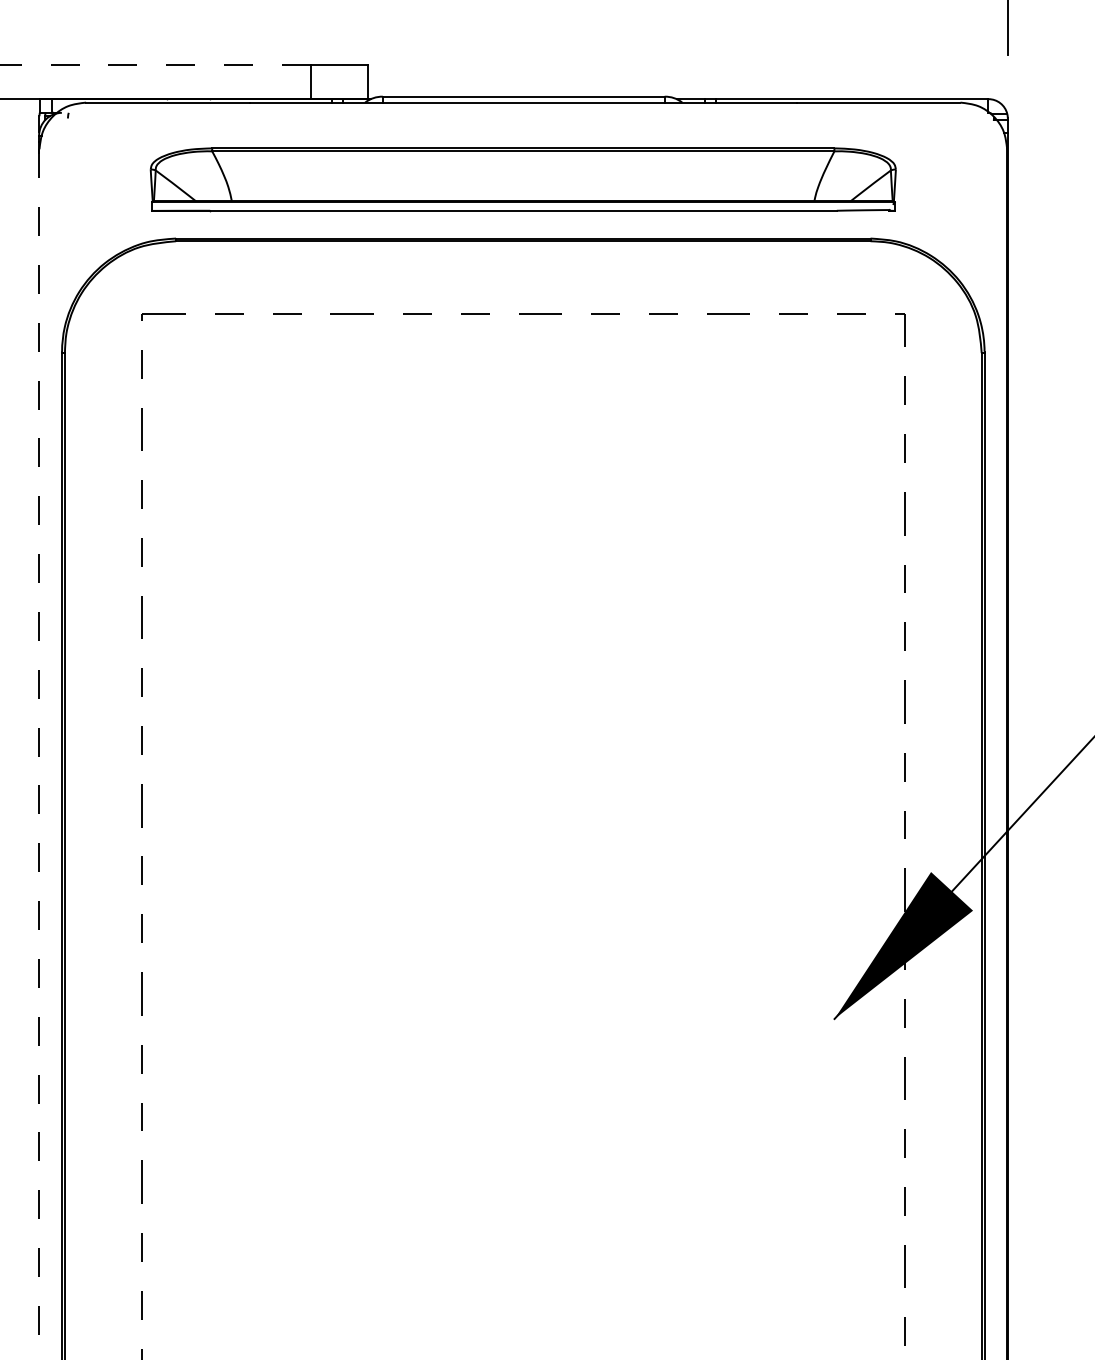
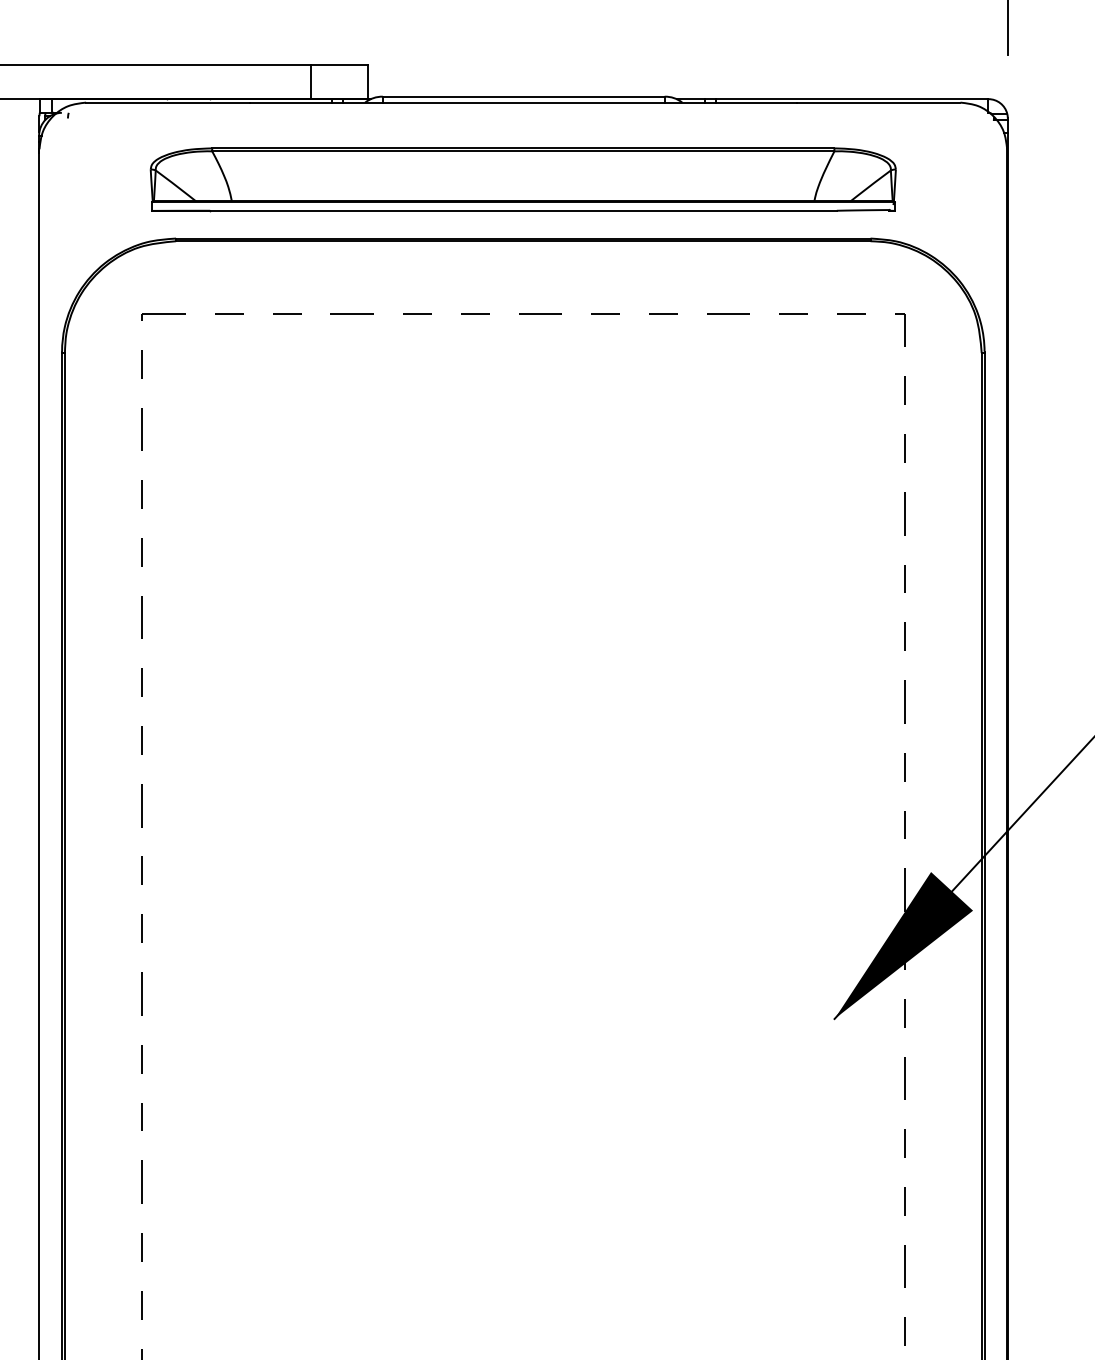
line: dashed -> solid (155, 65)
line: dashed -> solid (39, 754)
